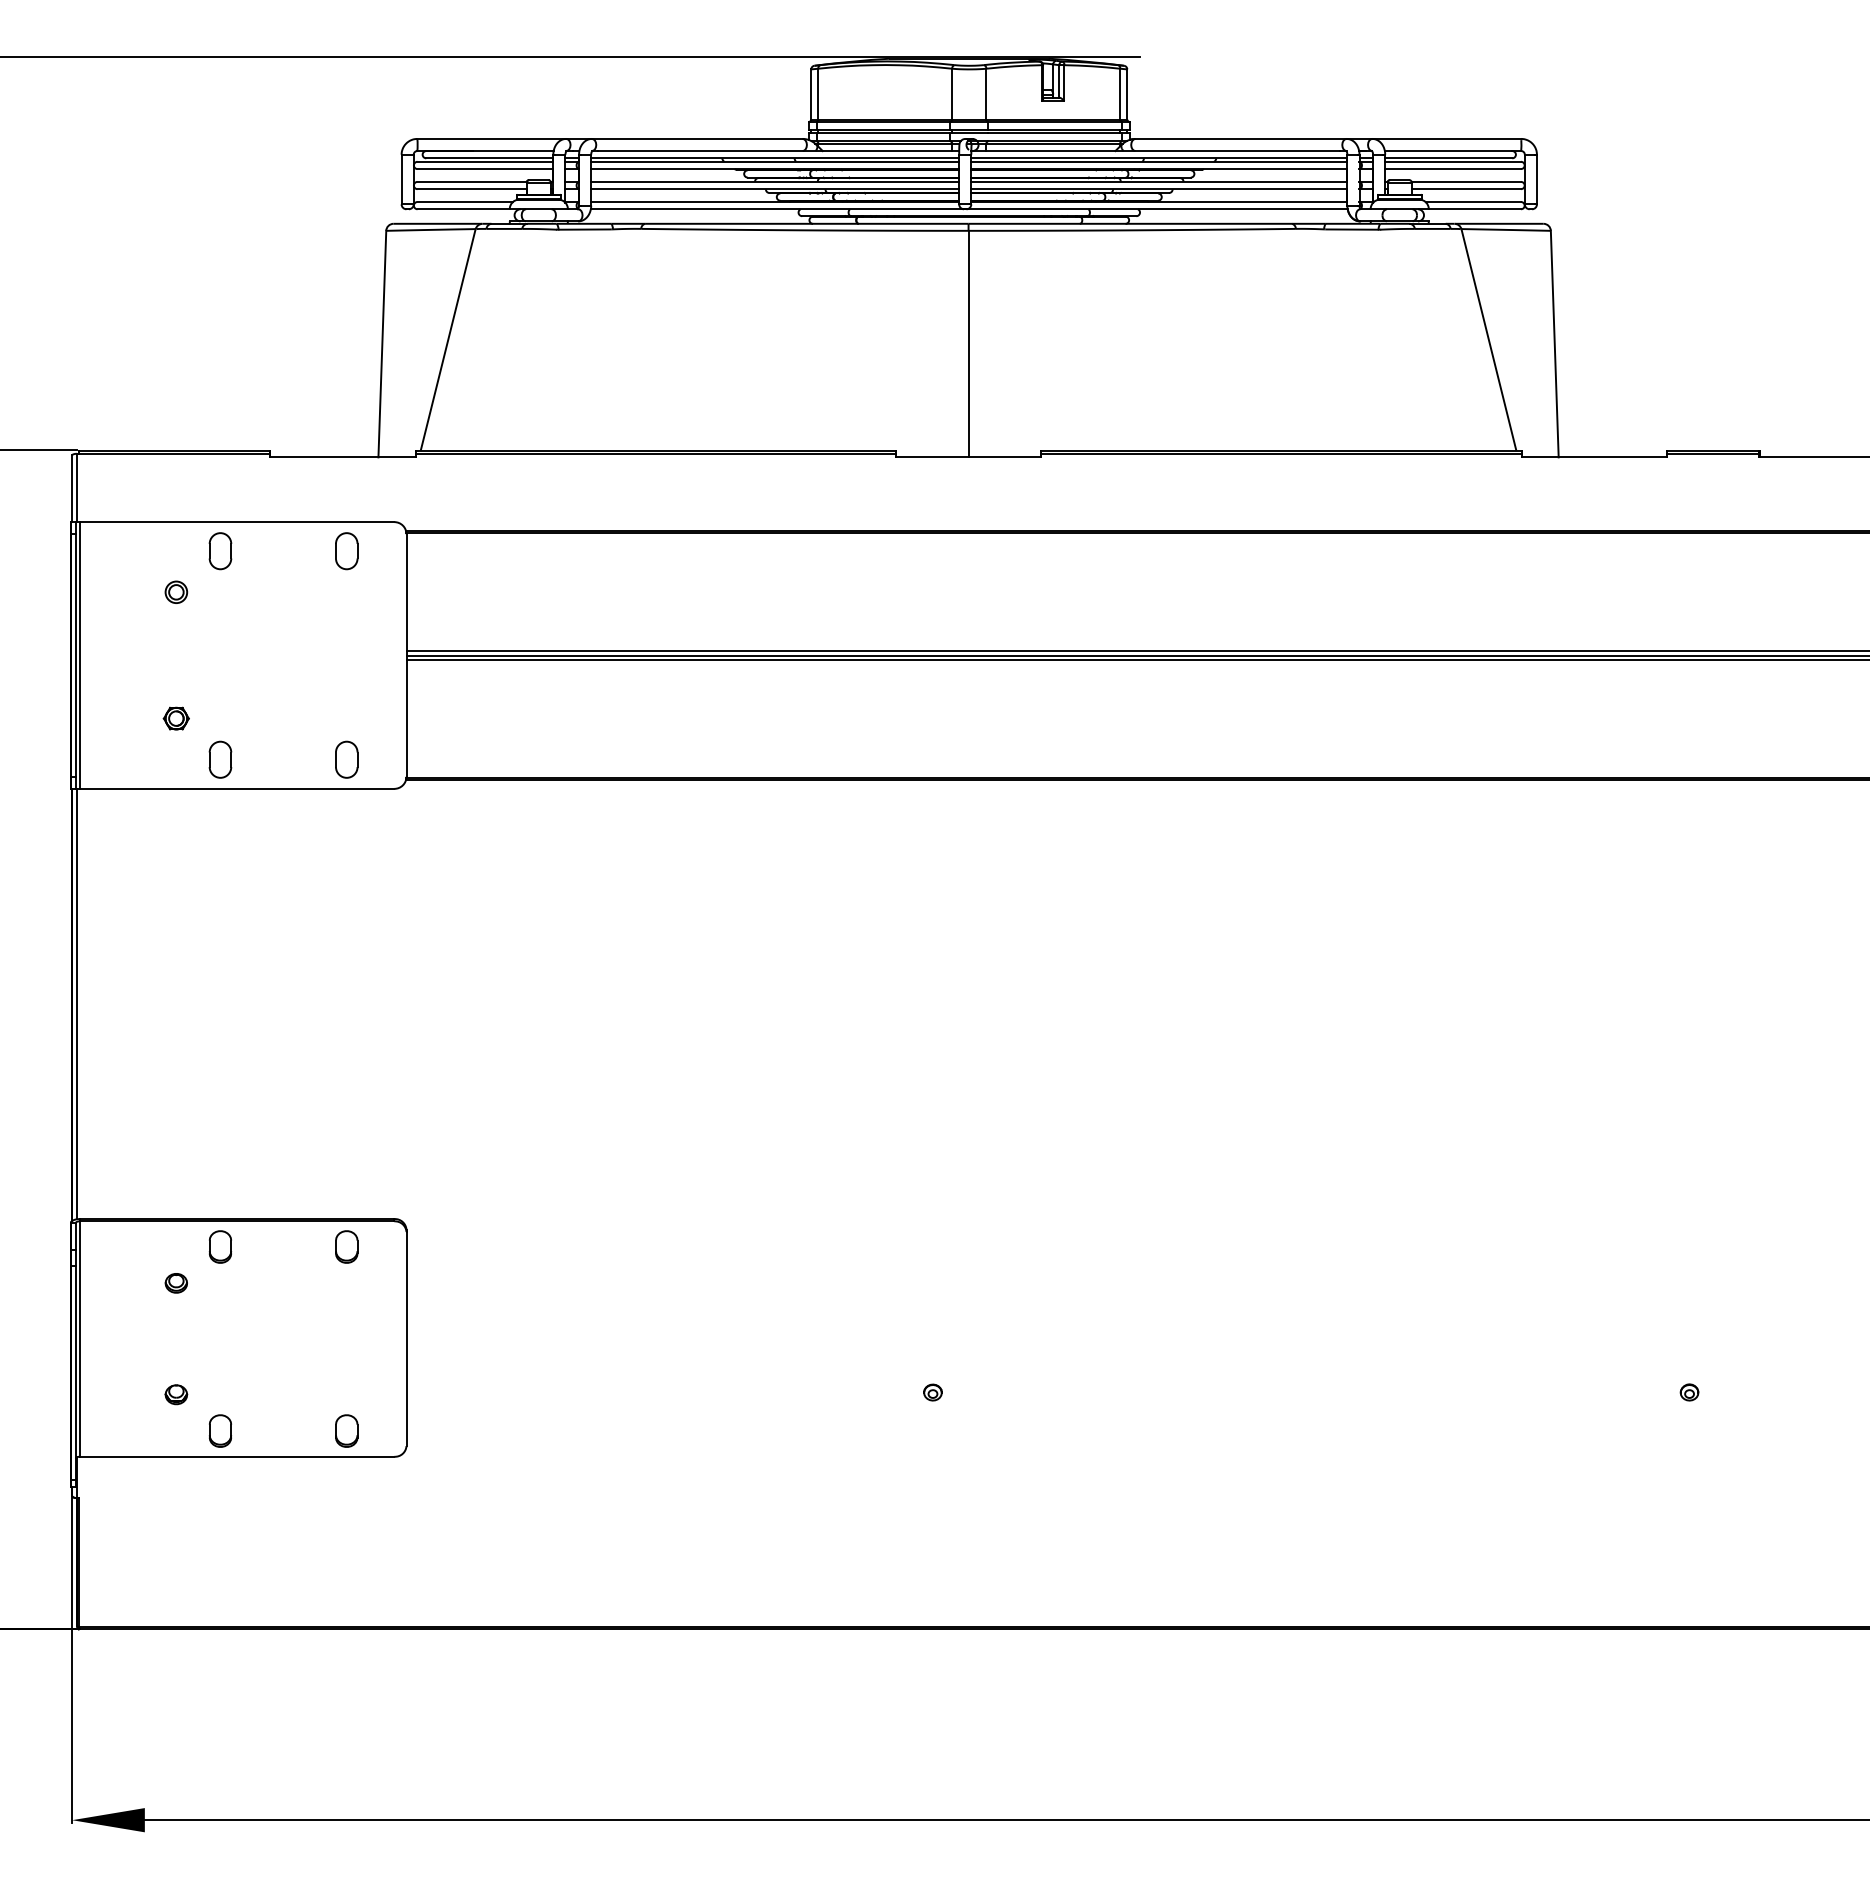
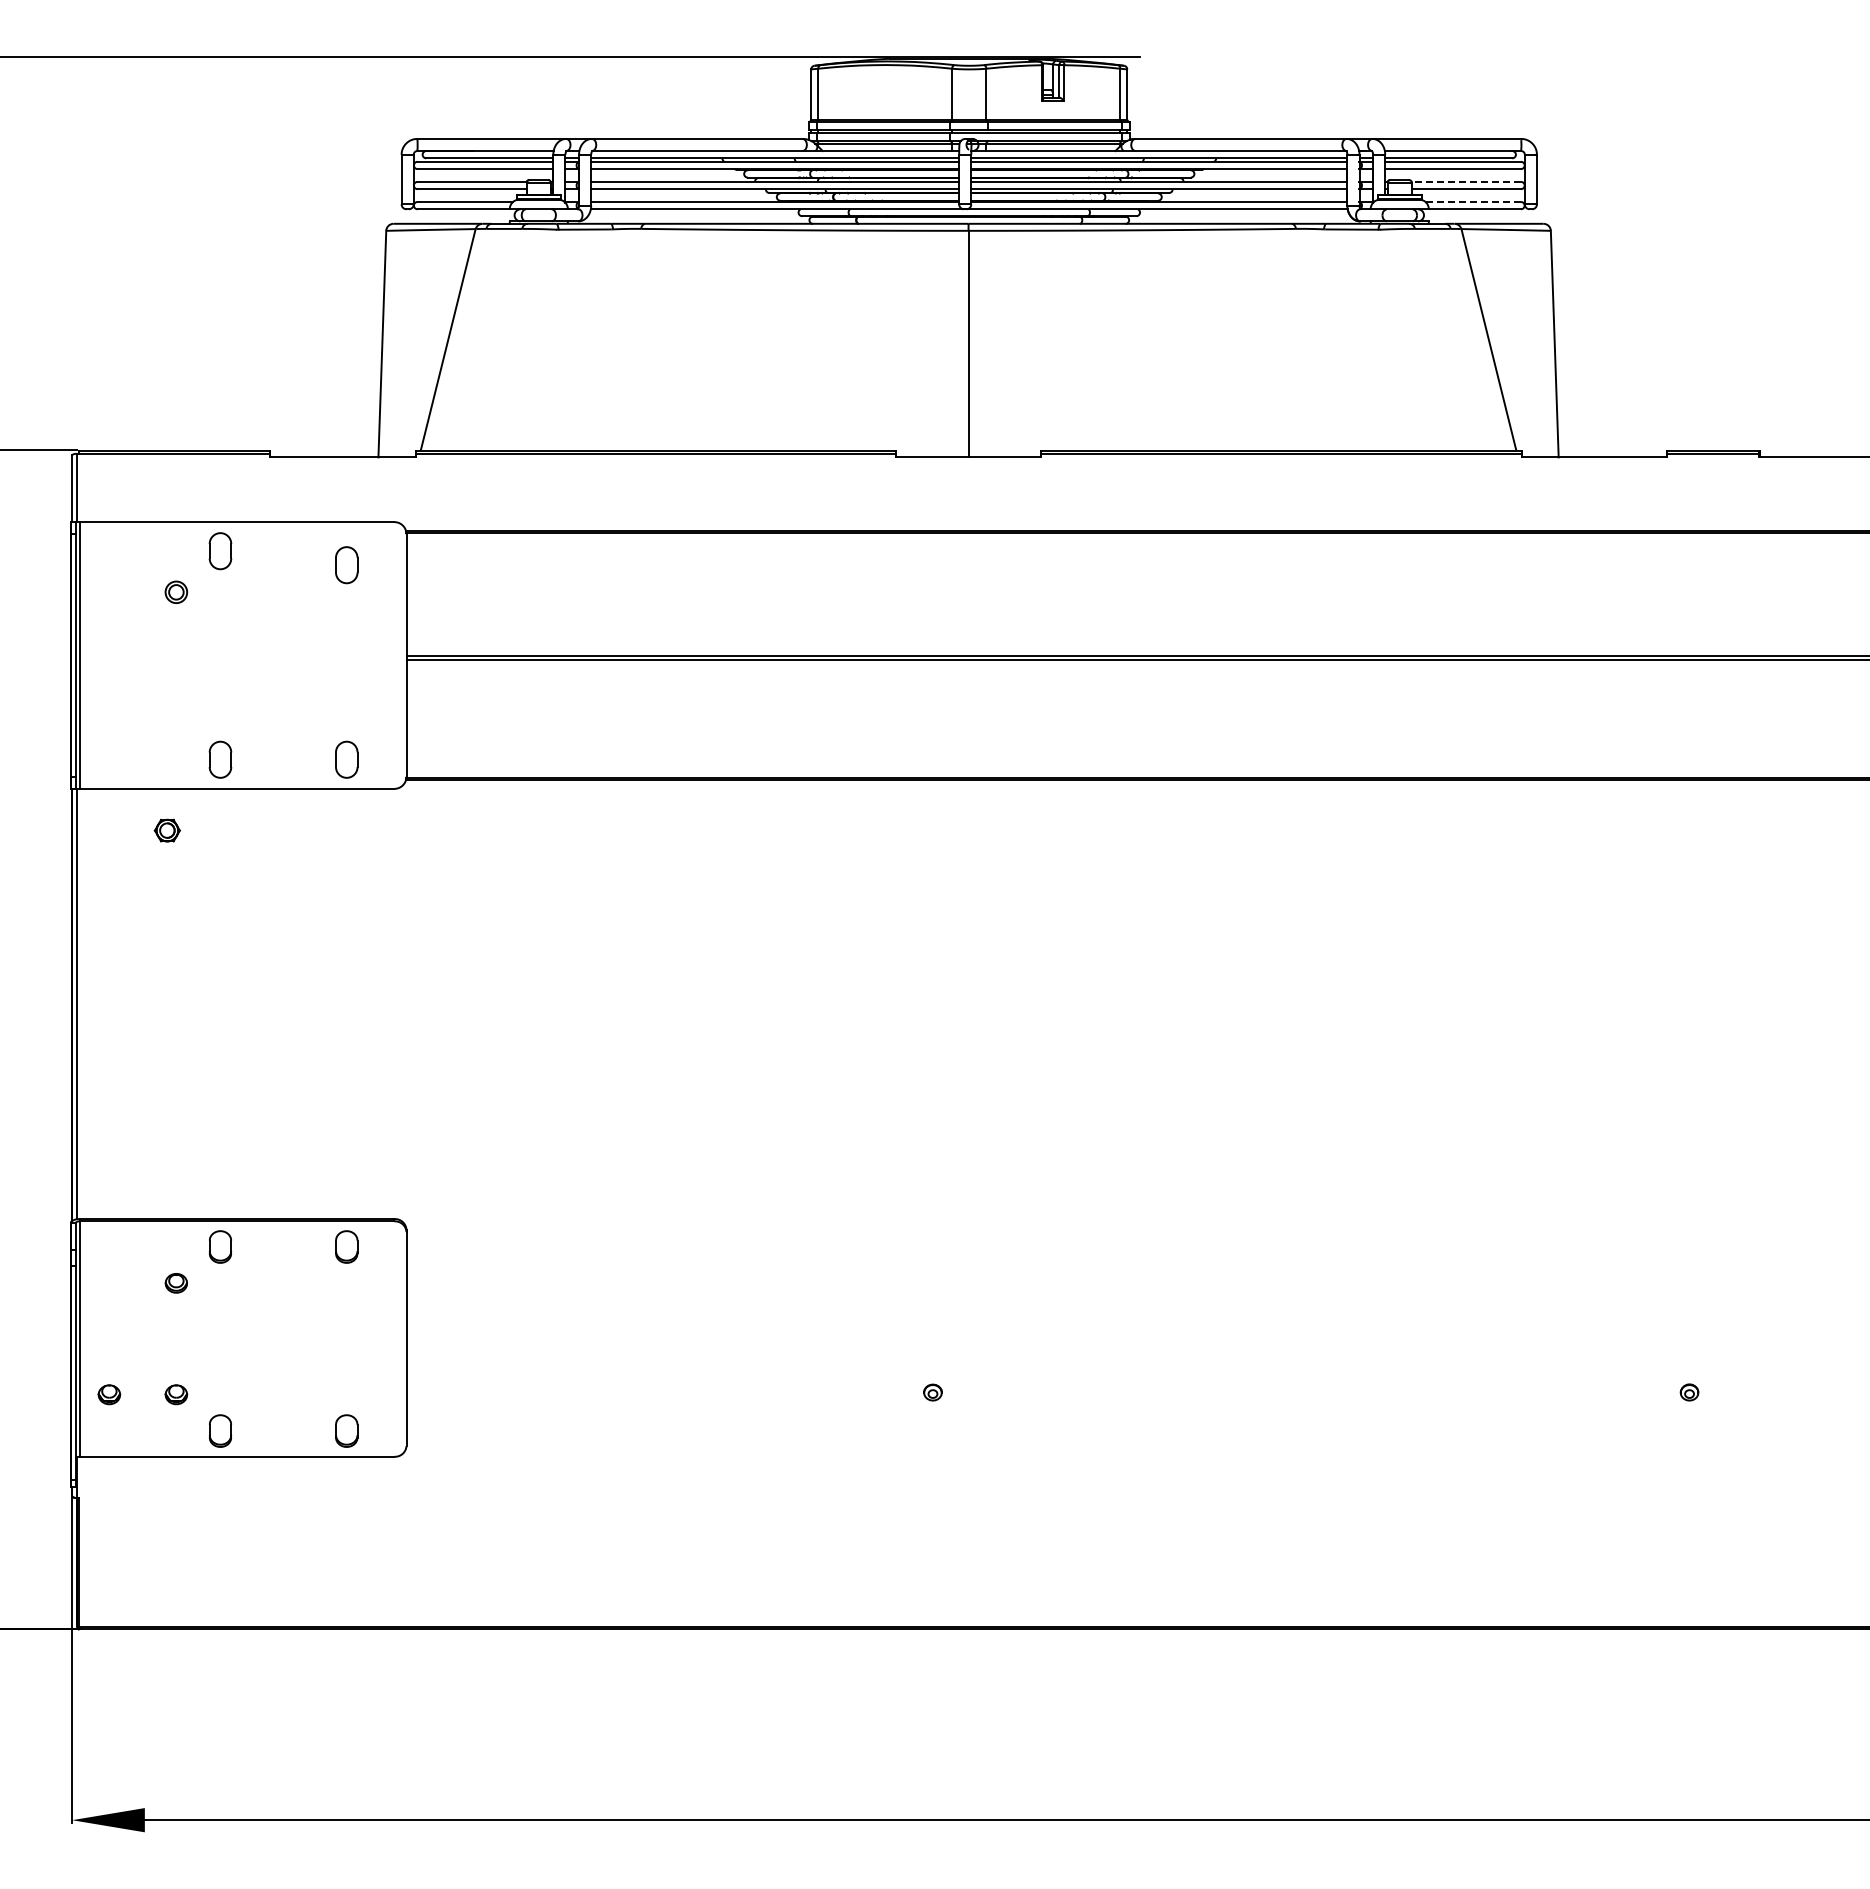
line: solid -> dashed (1466, 181)
line: solid -> dashed (1473, 201)
part position: (346, 551) -> (346, 565) (346, 565)
line: present -> none (1136, 650)
part position: (175, 718) -> (166, 830) (166, 830)
part: none -> present (109, 1394)
